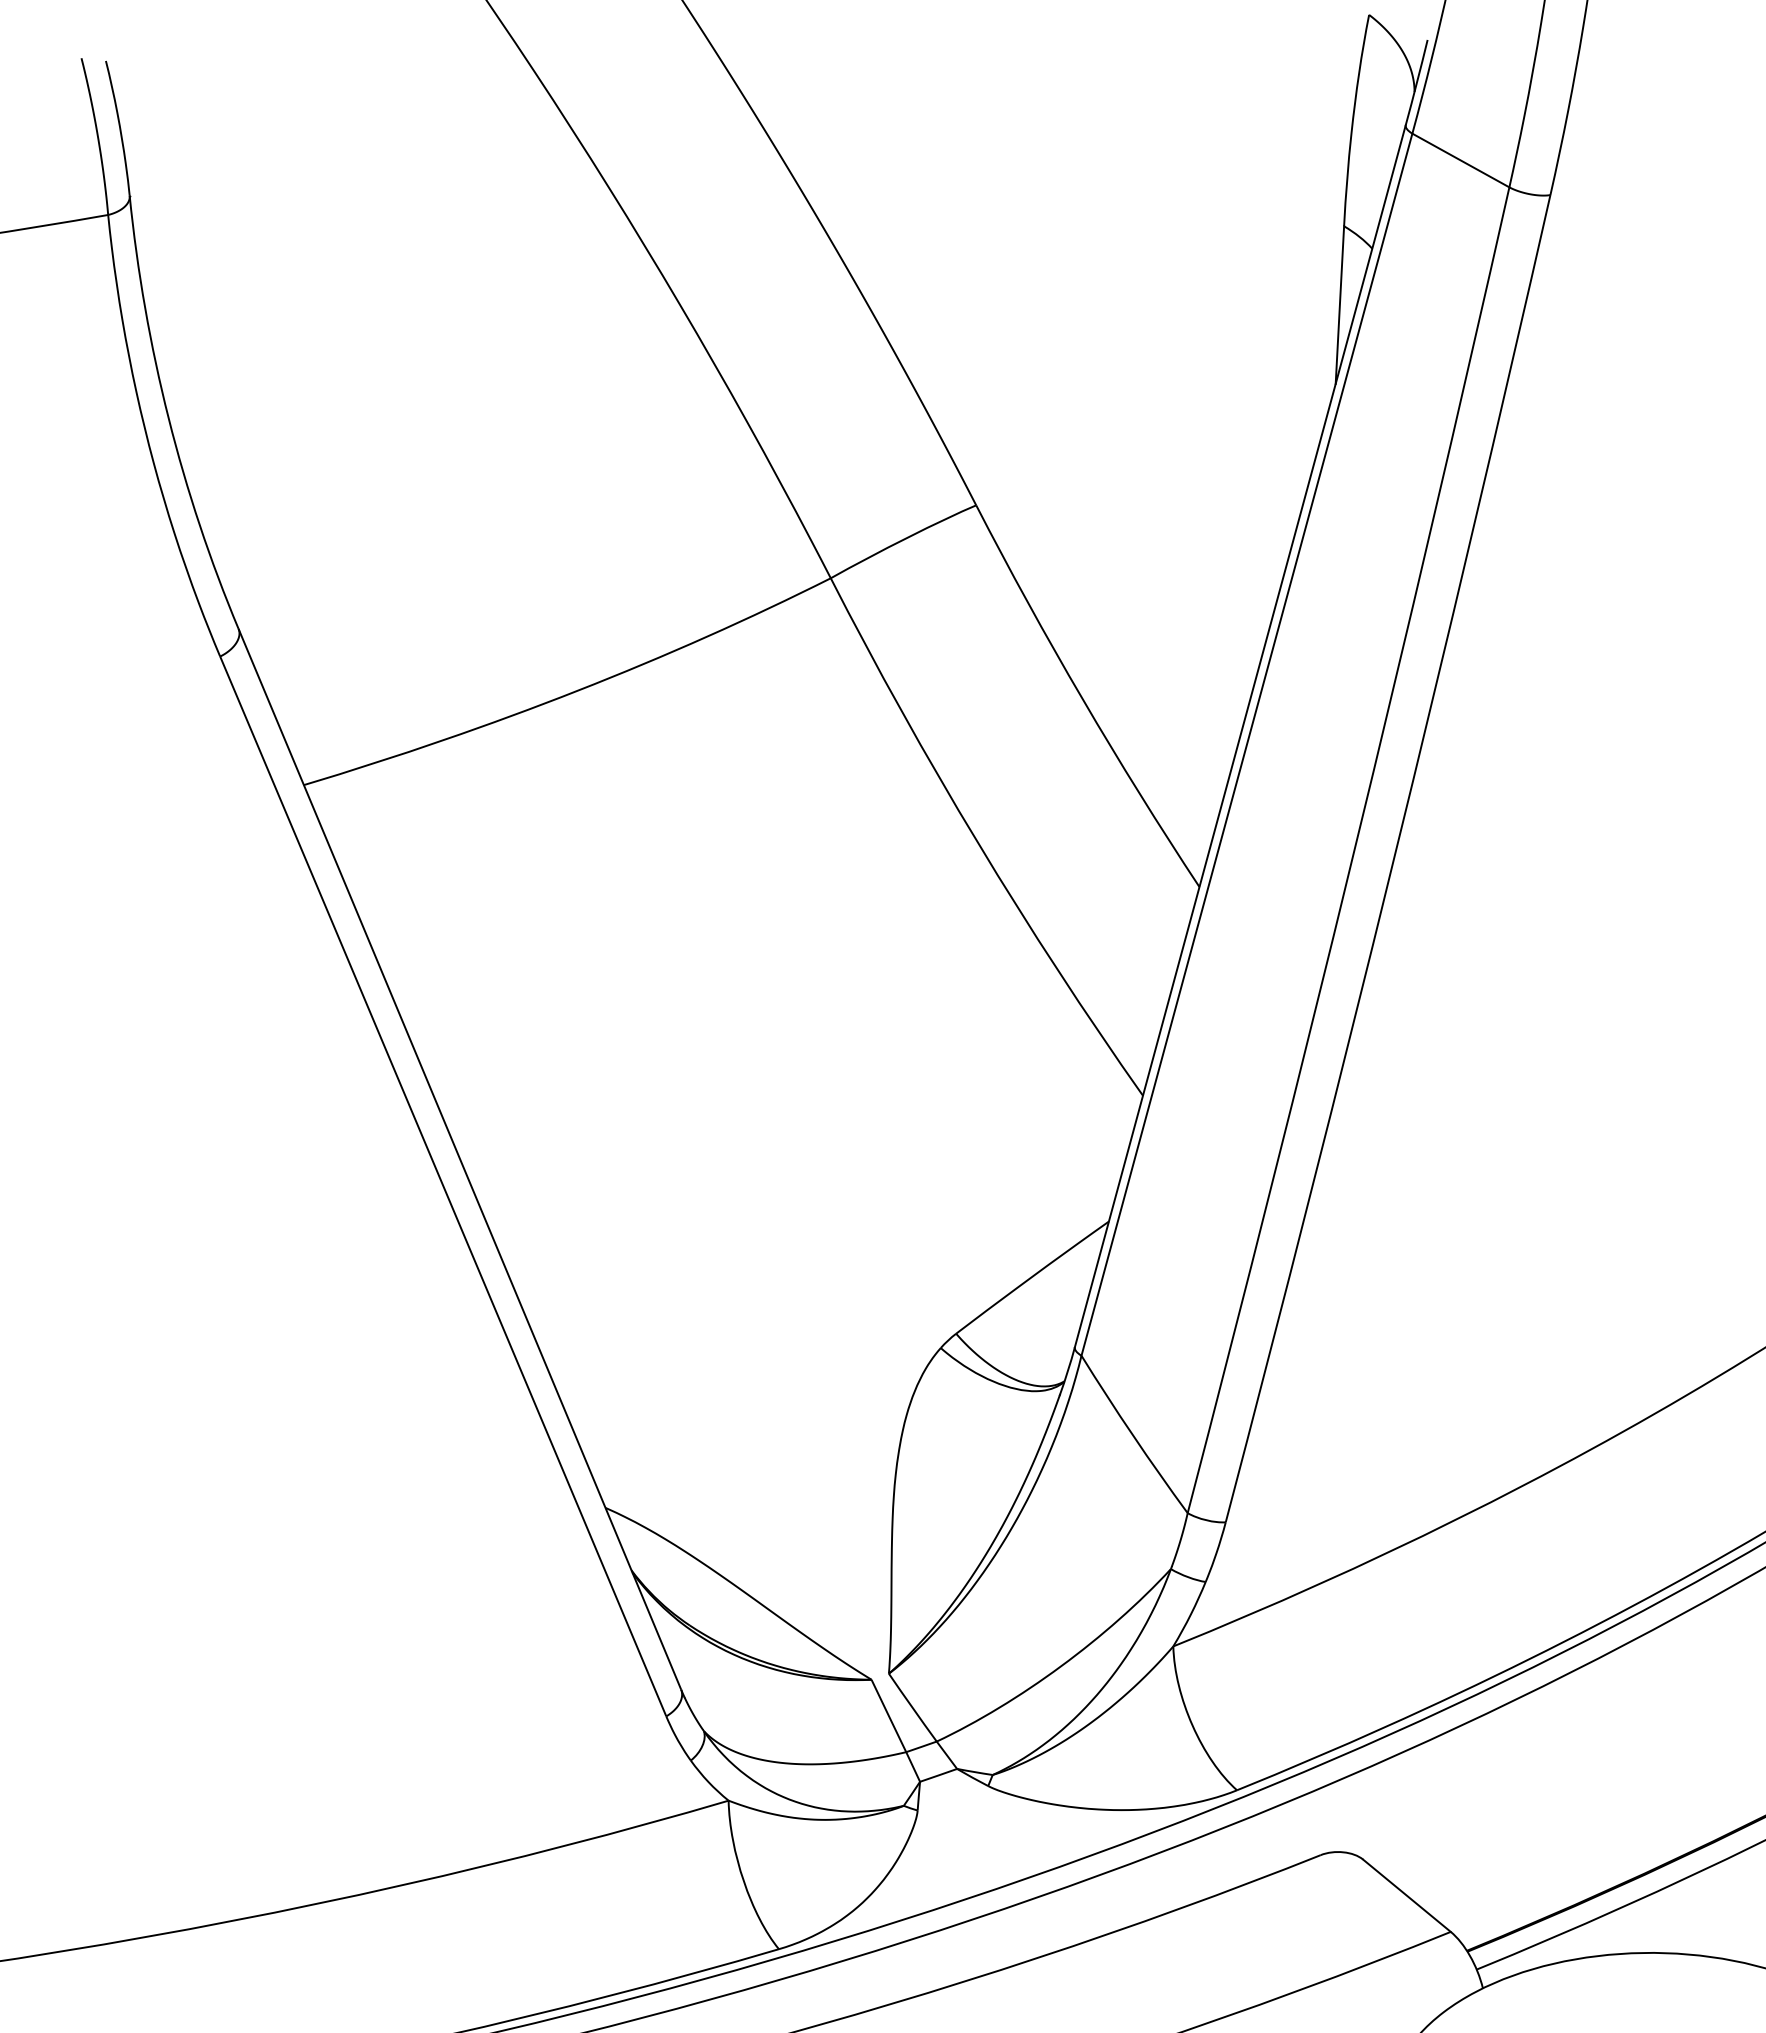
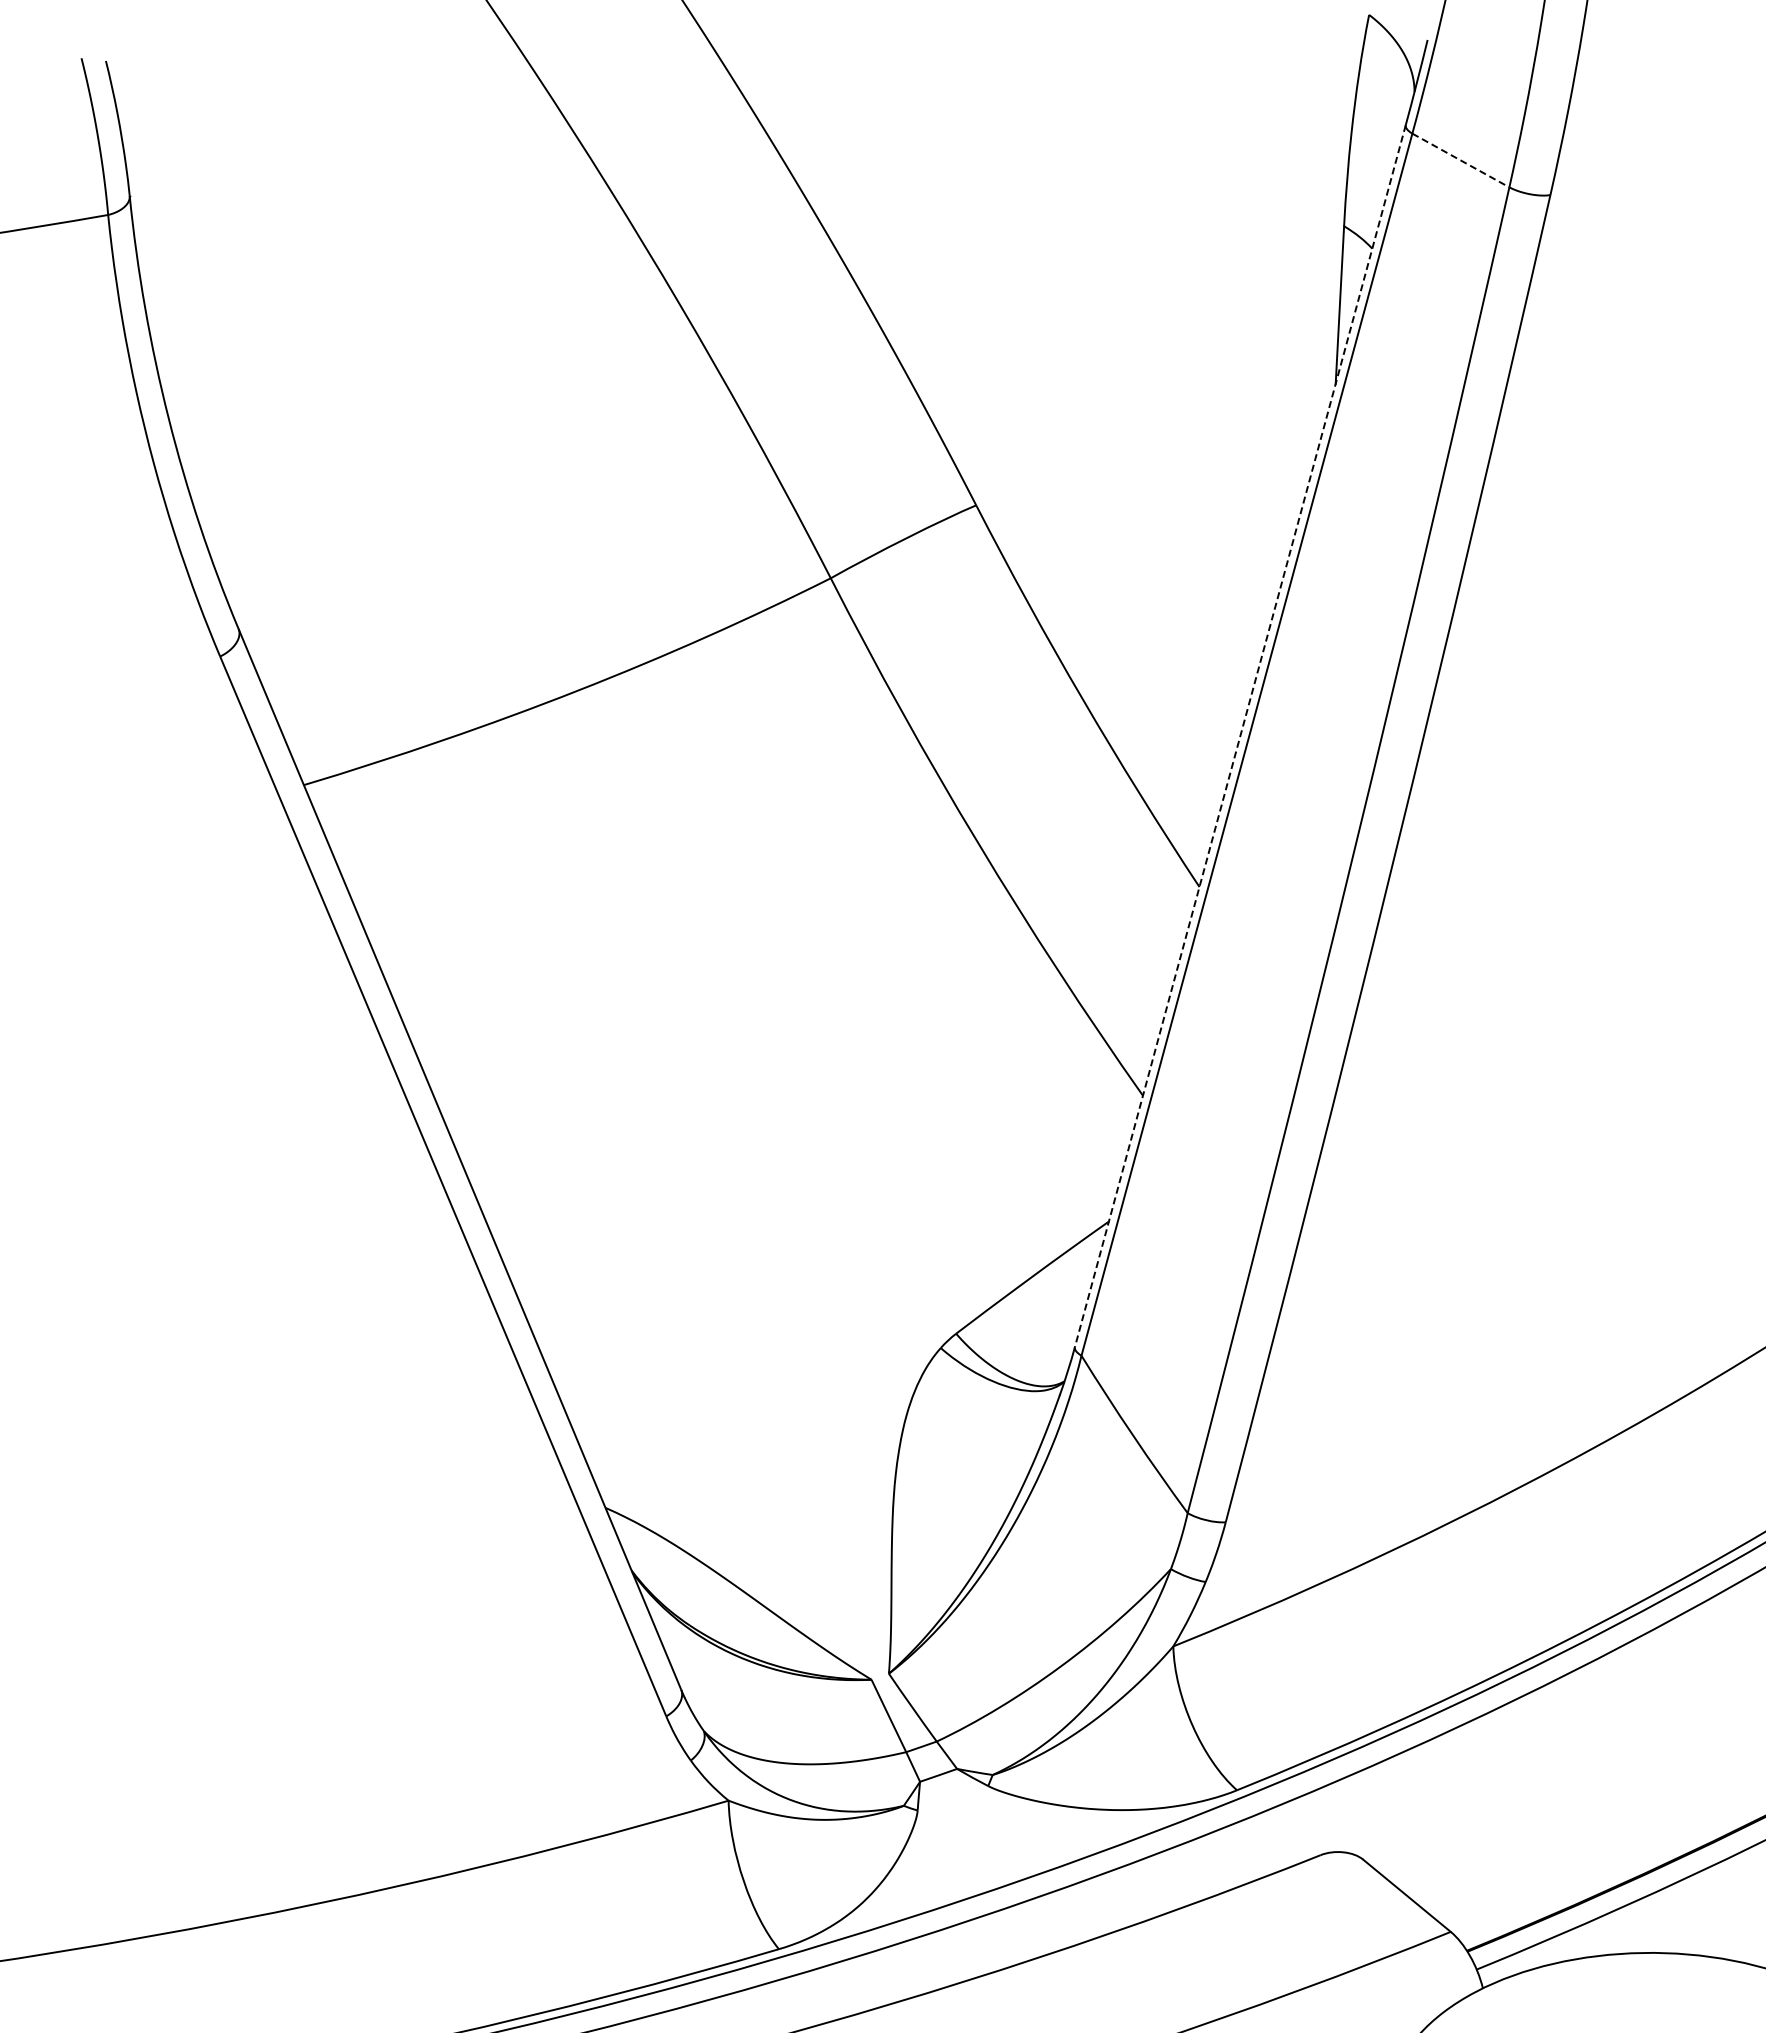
line: solid -> dashed (1461, 160)
line: solid -> dashed (1240, 736)
